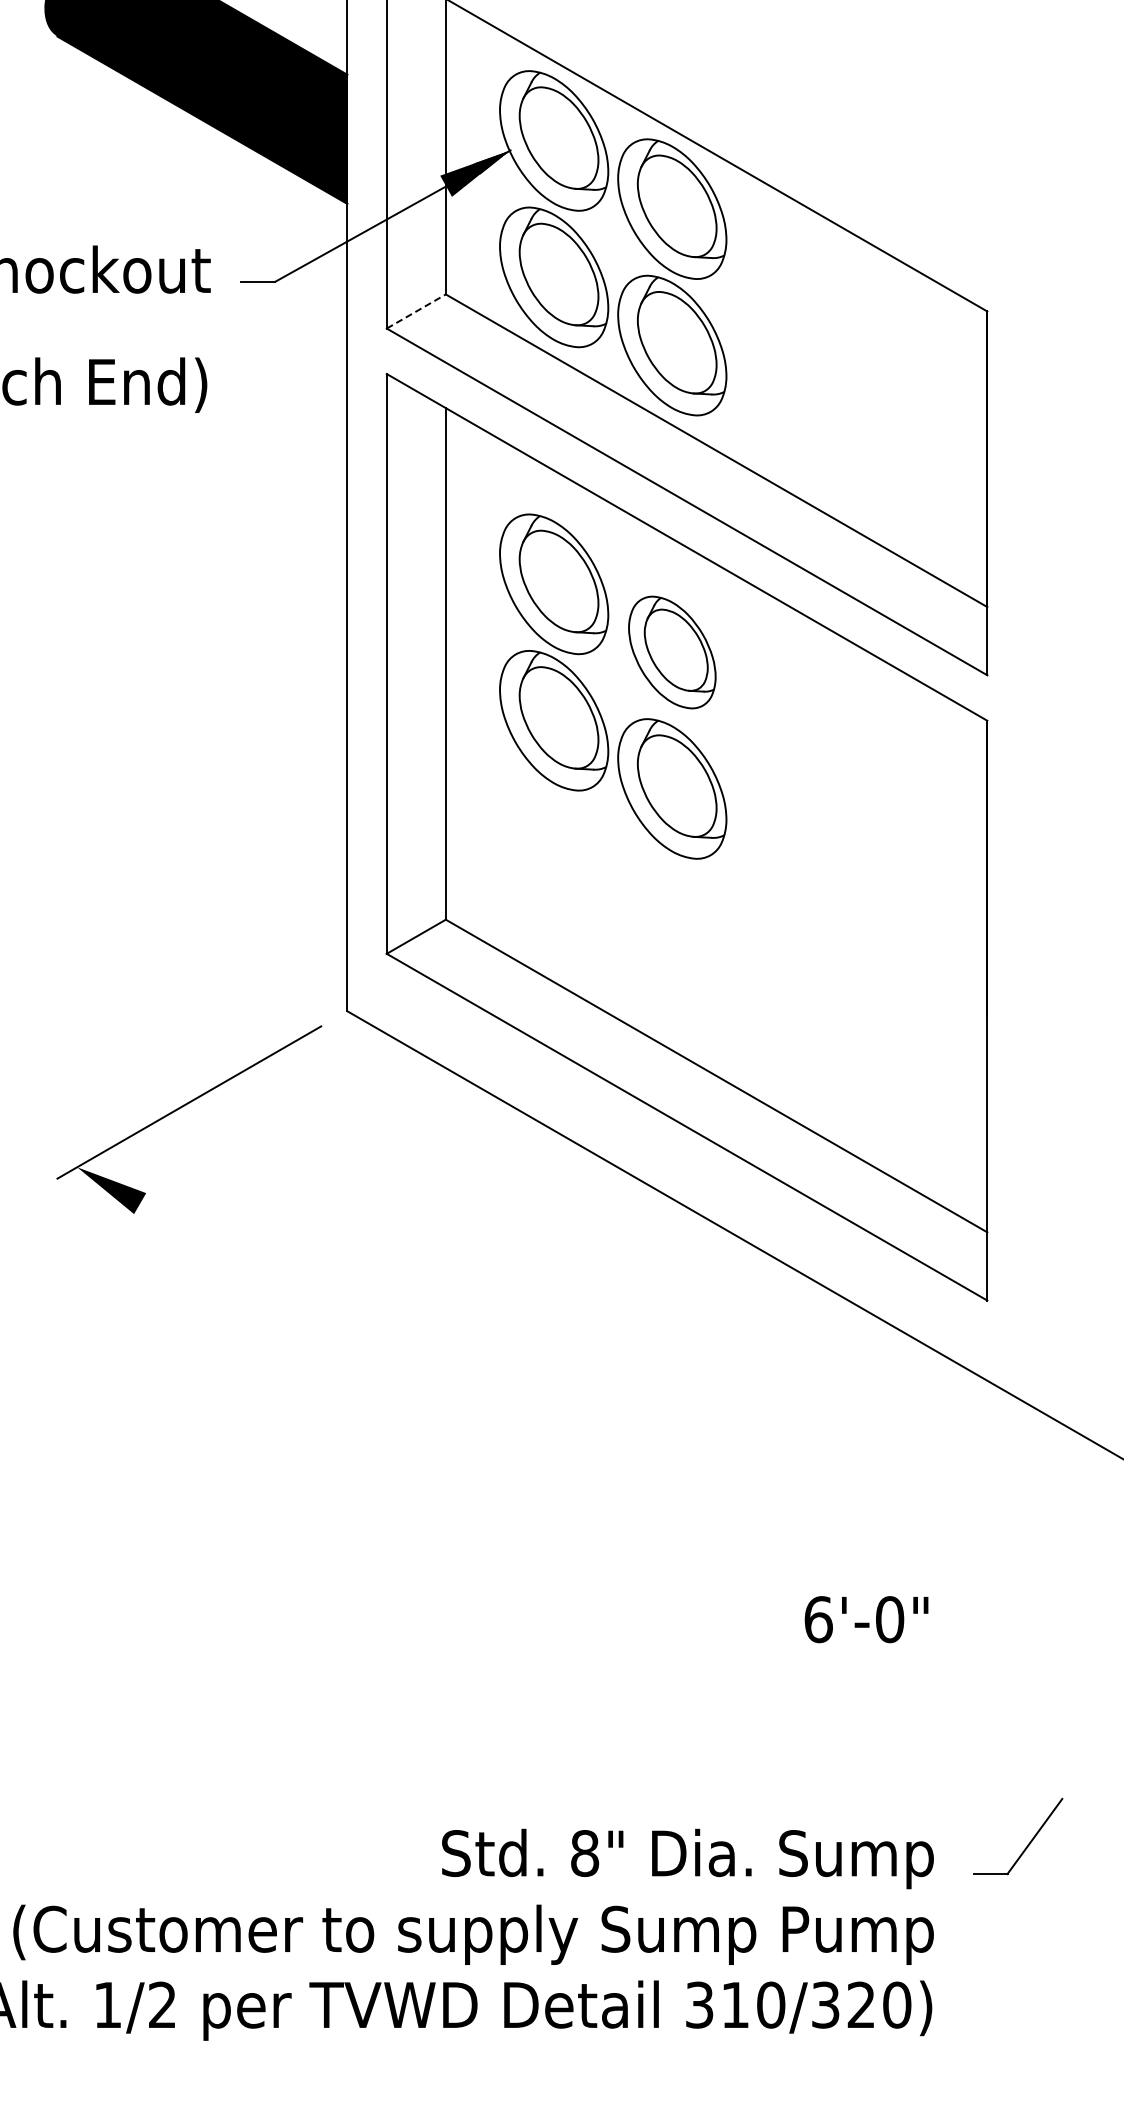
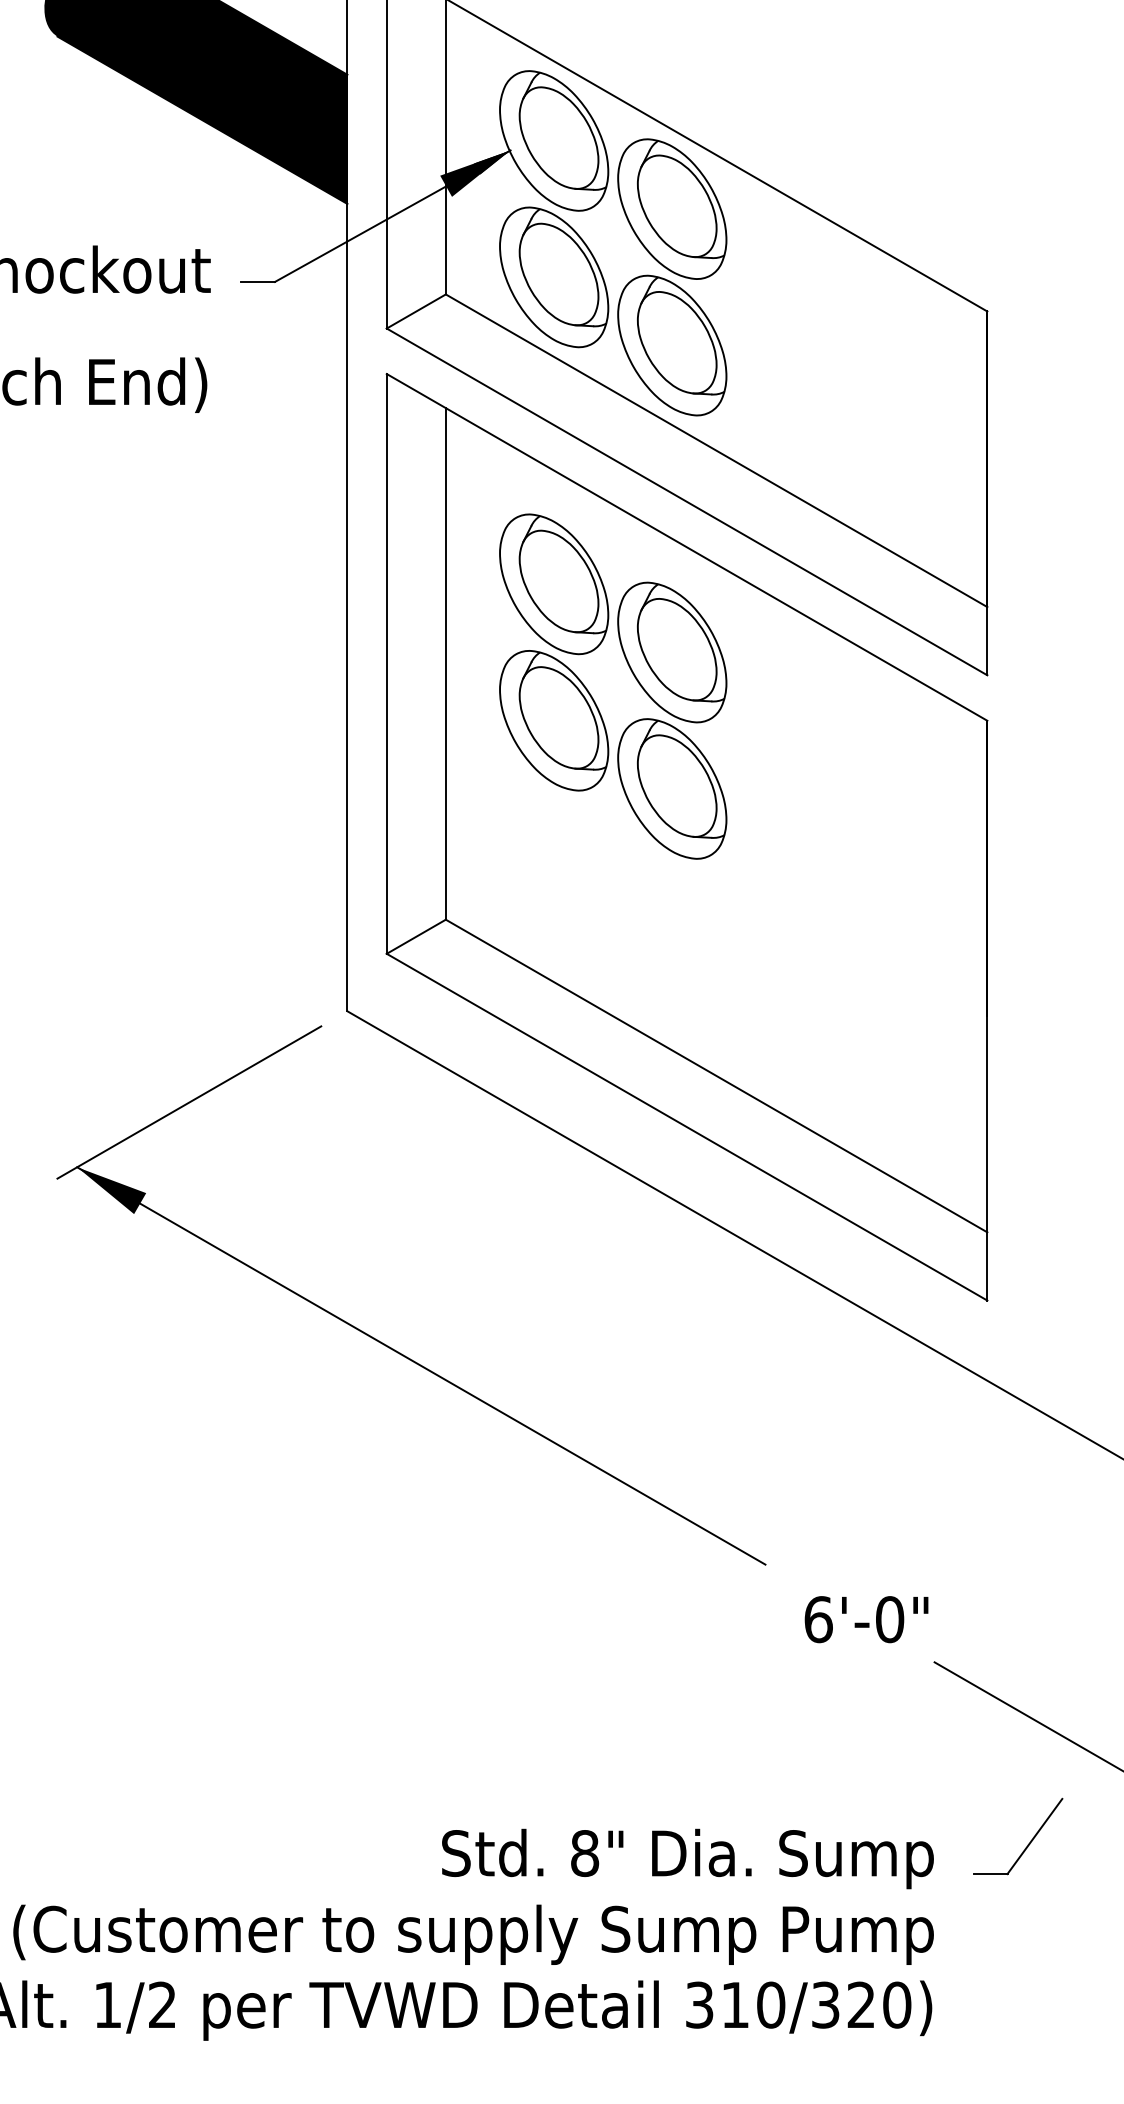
line: dashed -> solid (416, 311)
part size: 89x115 px -> 111x143 px (672, 652)
line: none -> present (421, 1365)
line: none -> present (1027, 1715)
